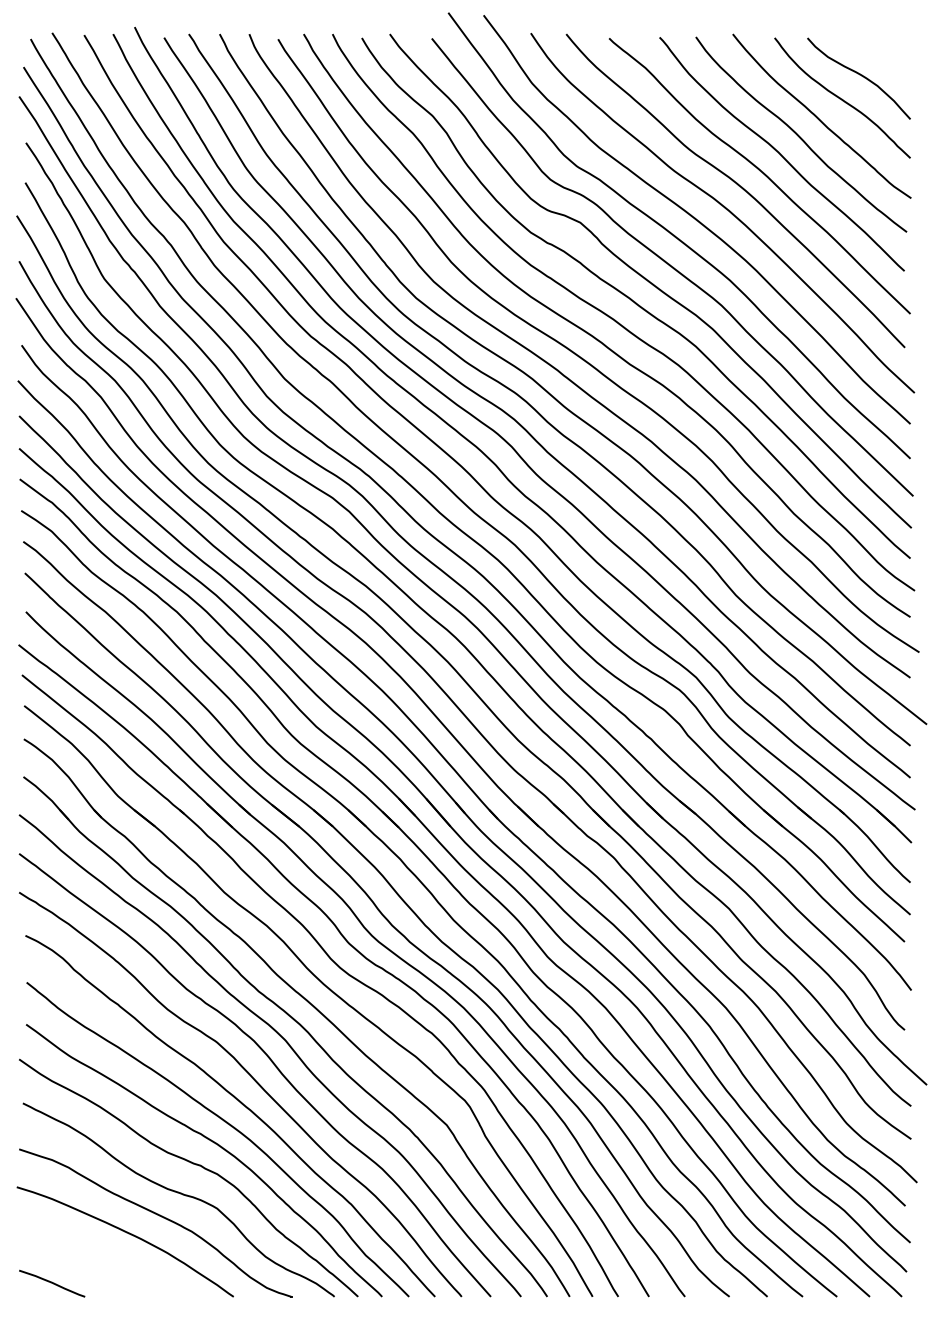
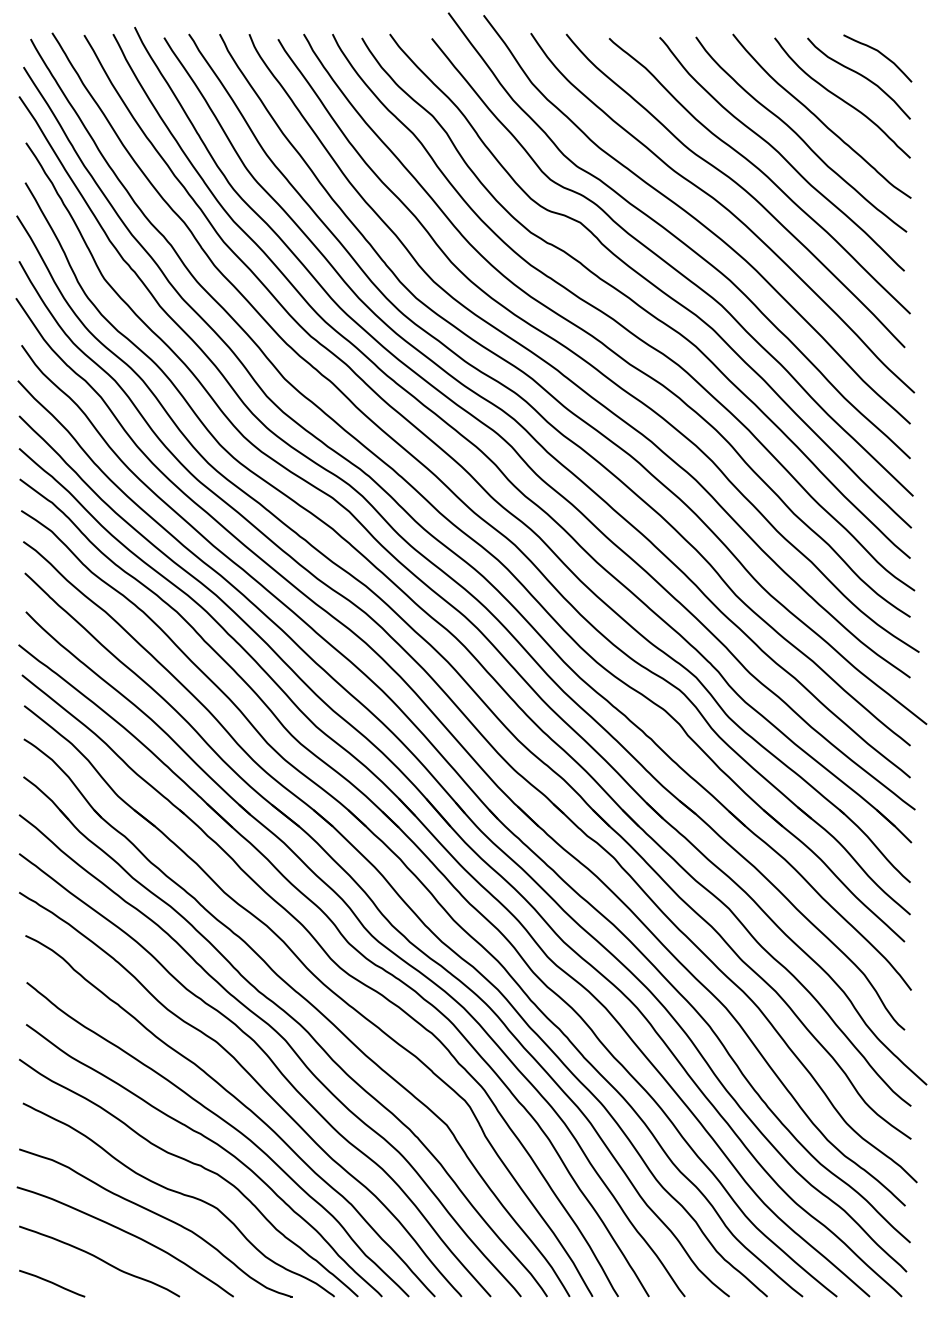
curve: none -> present (880, 54)
curve: none -> present (100, 1260)
